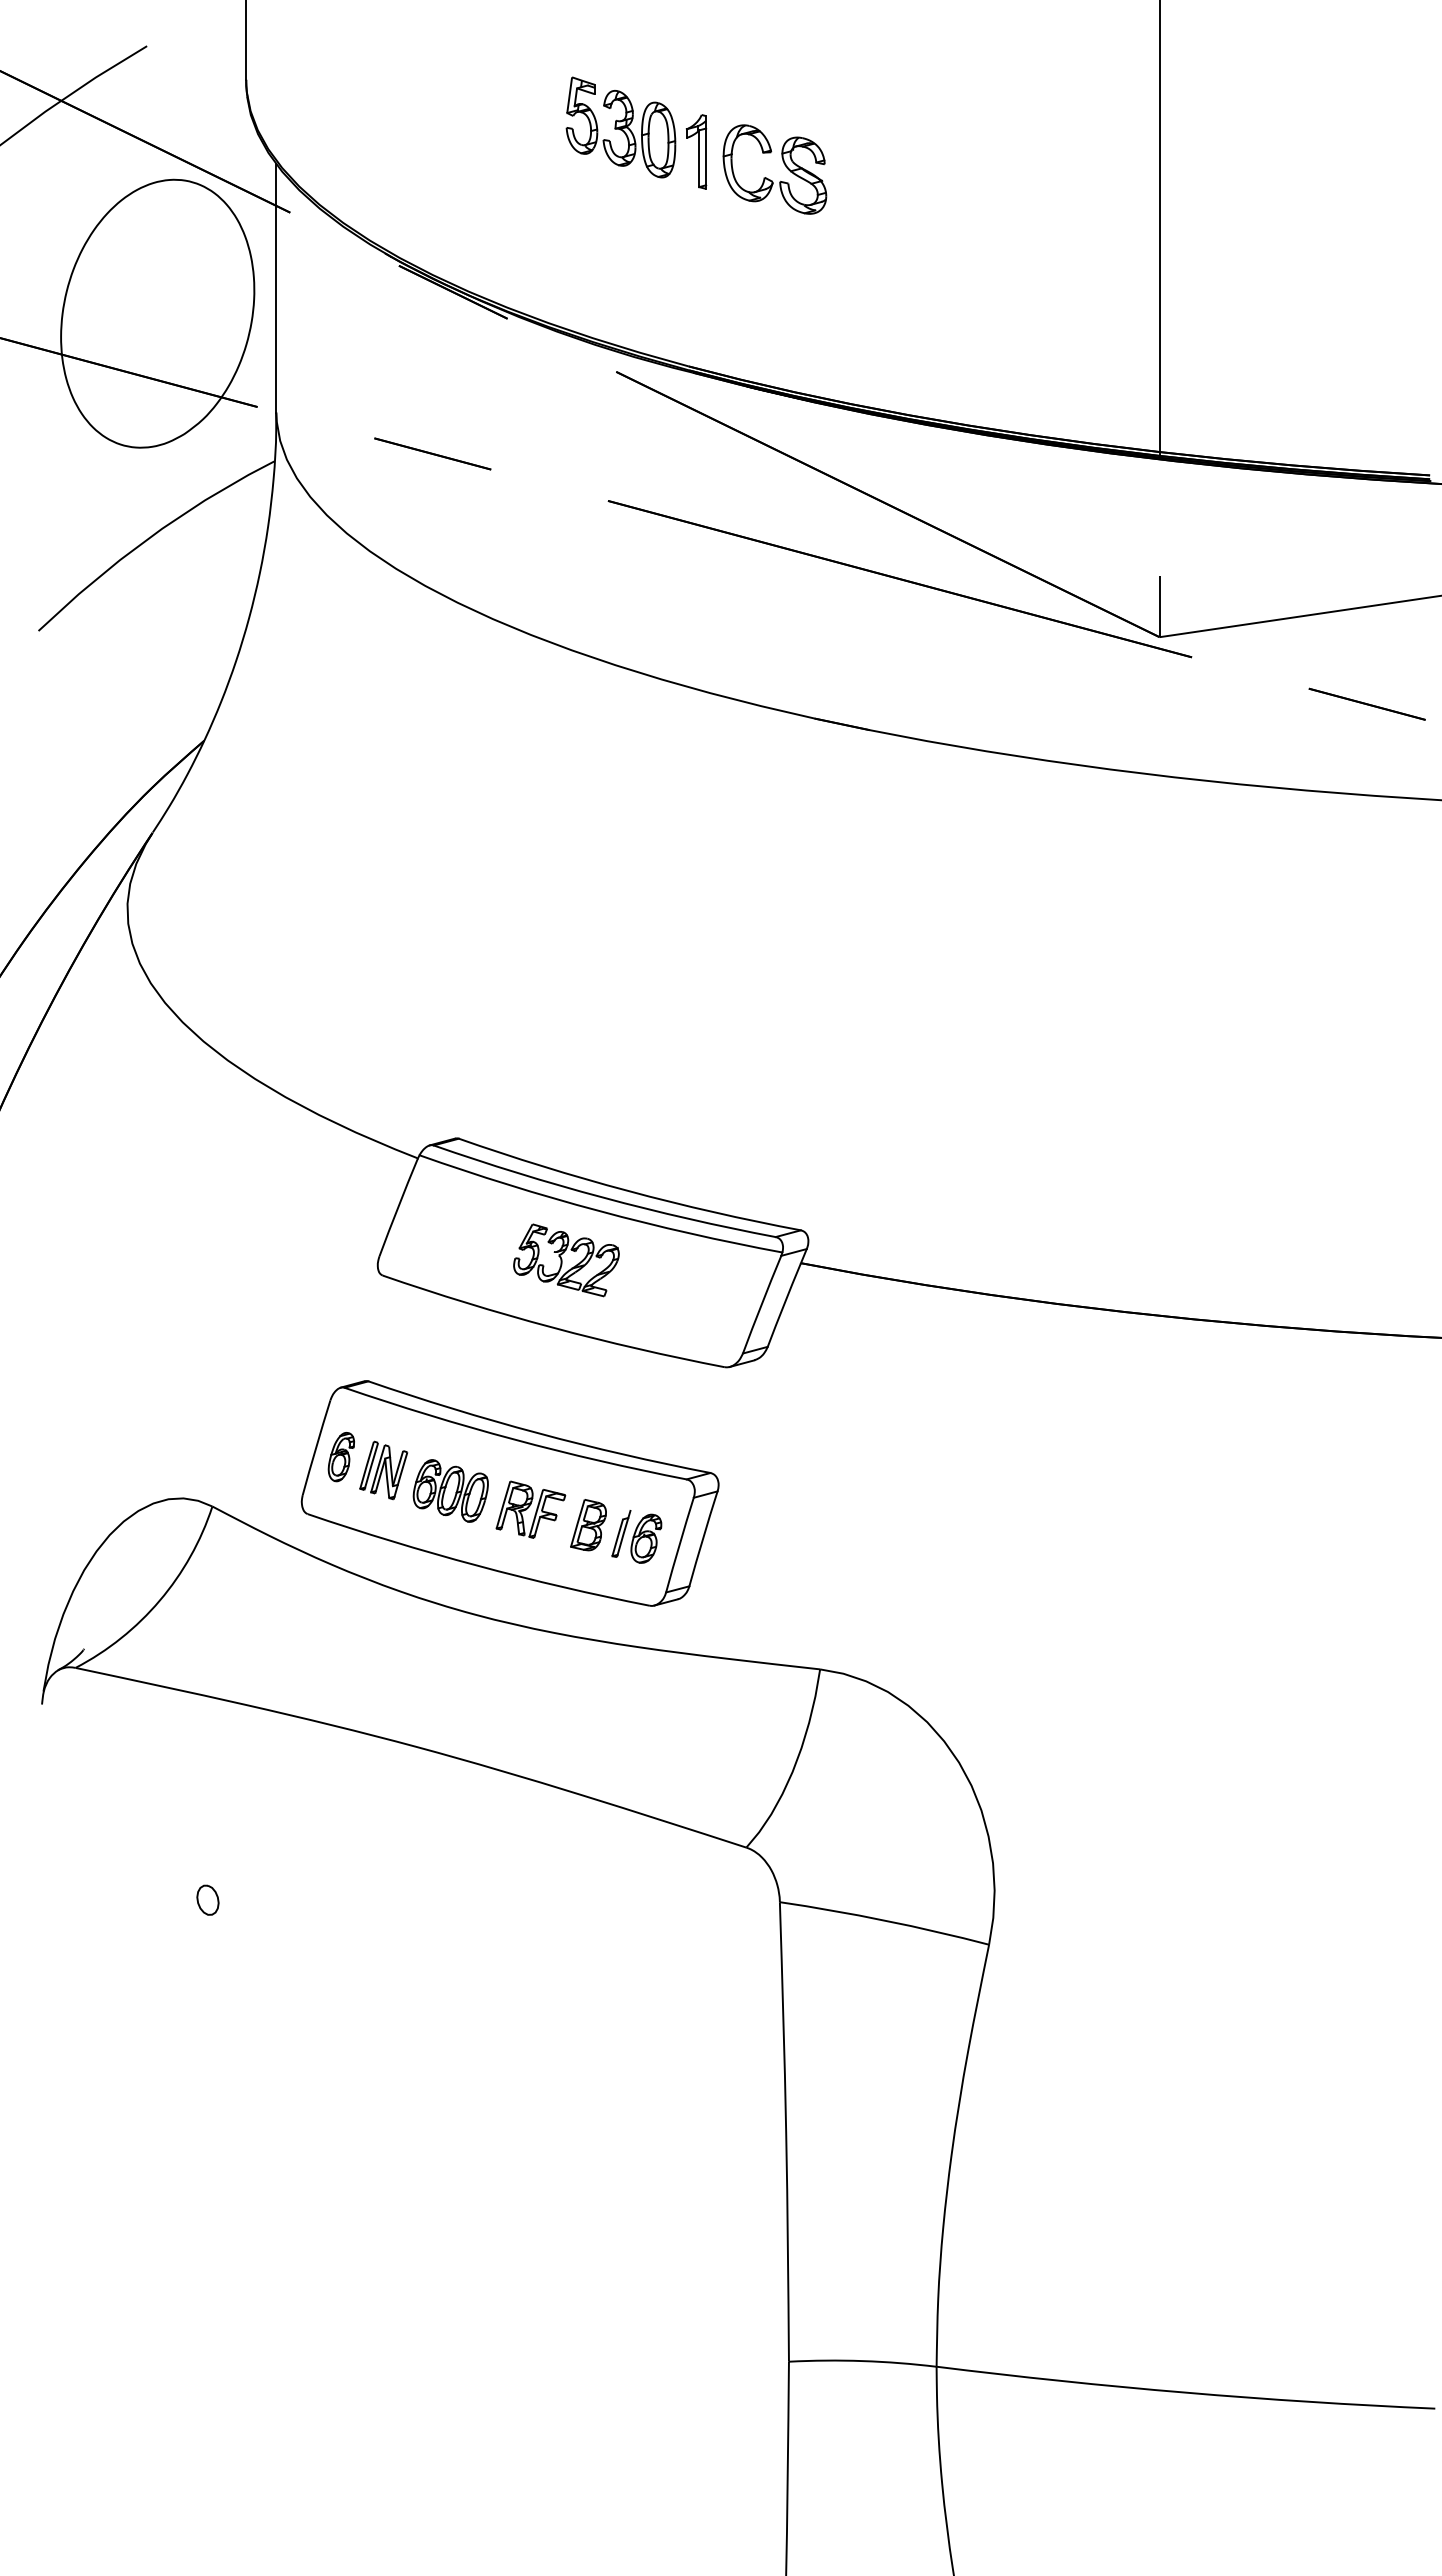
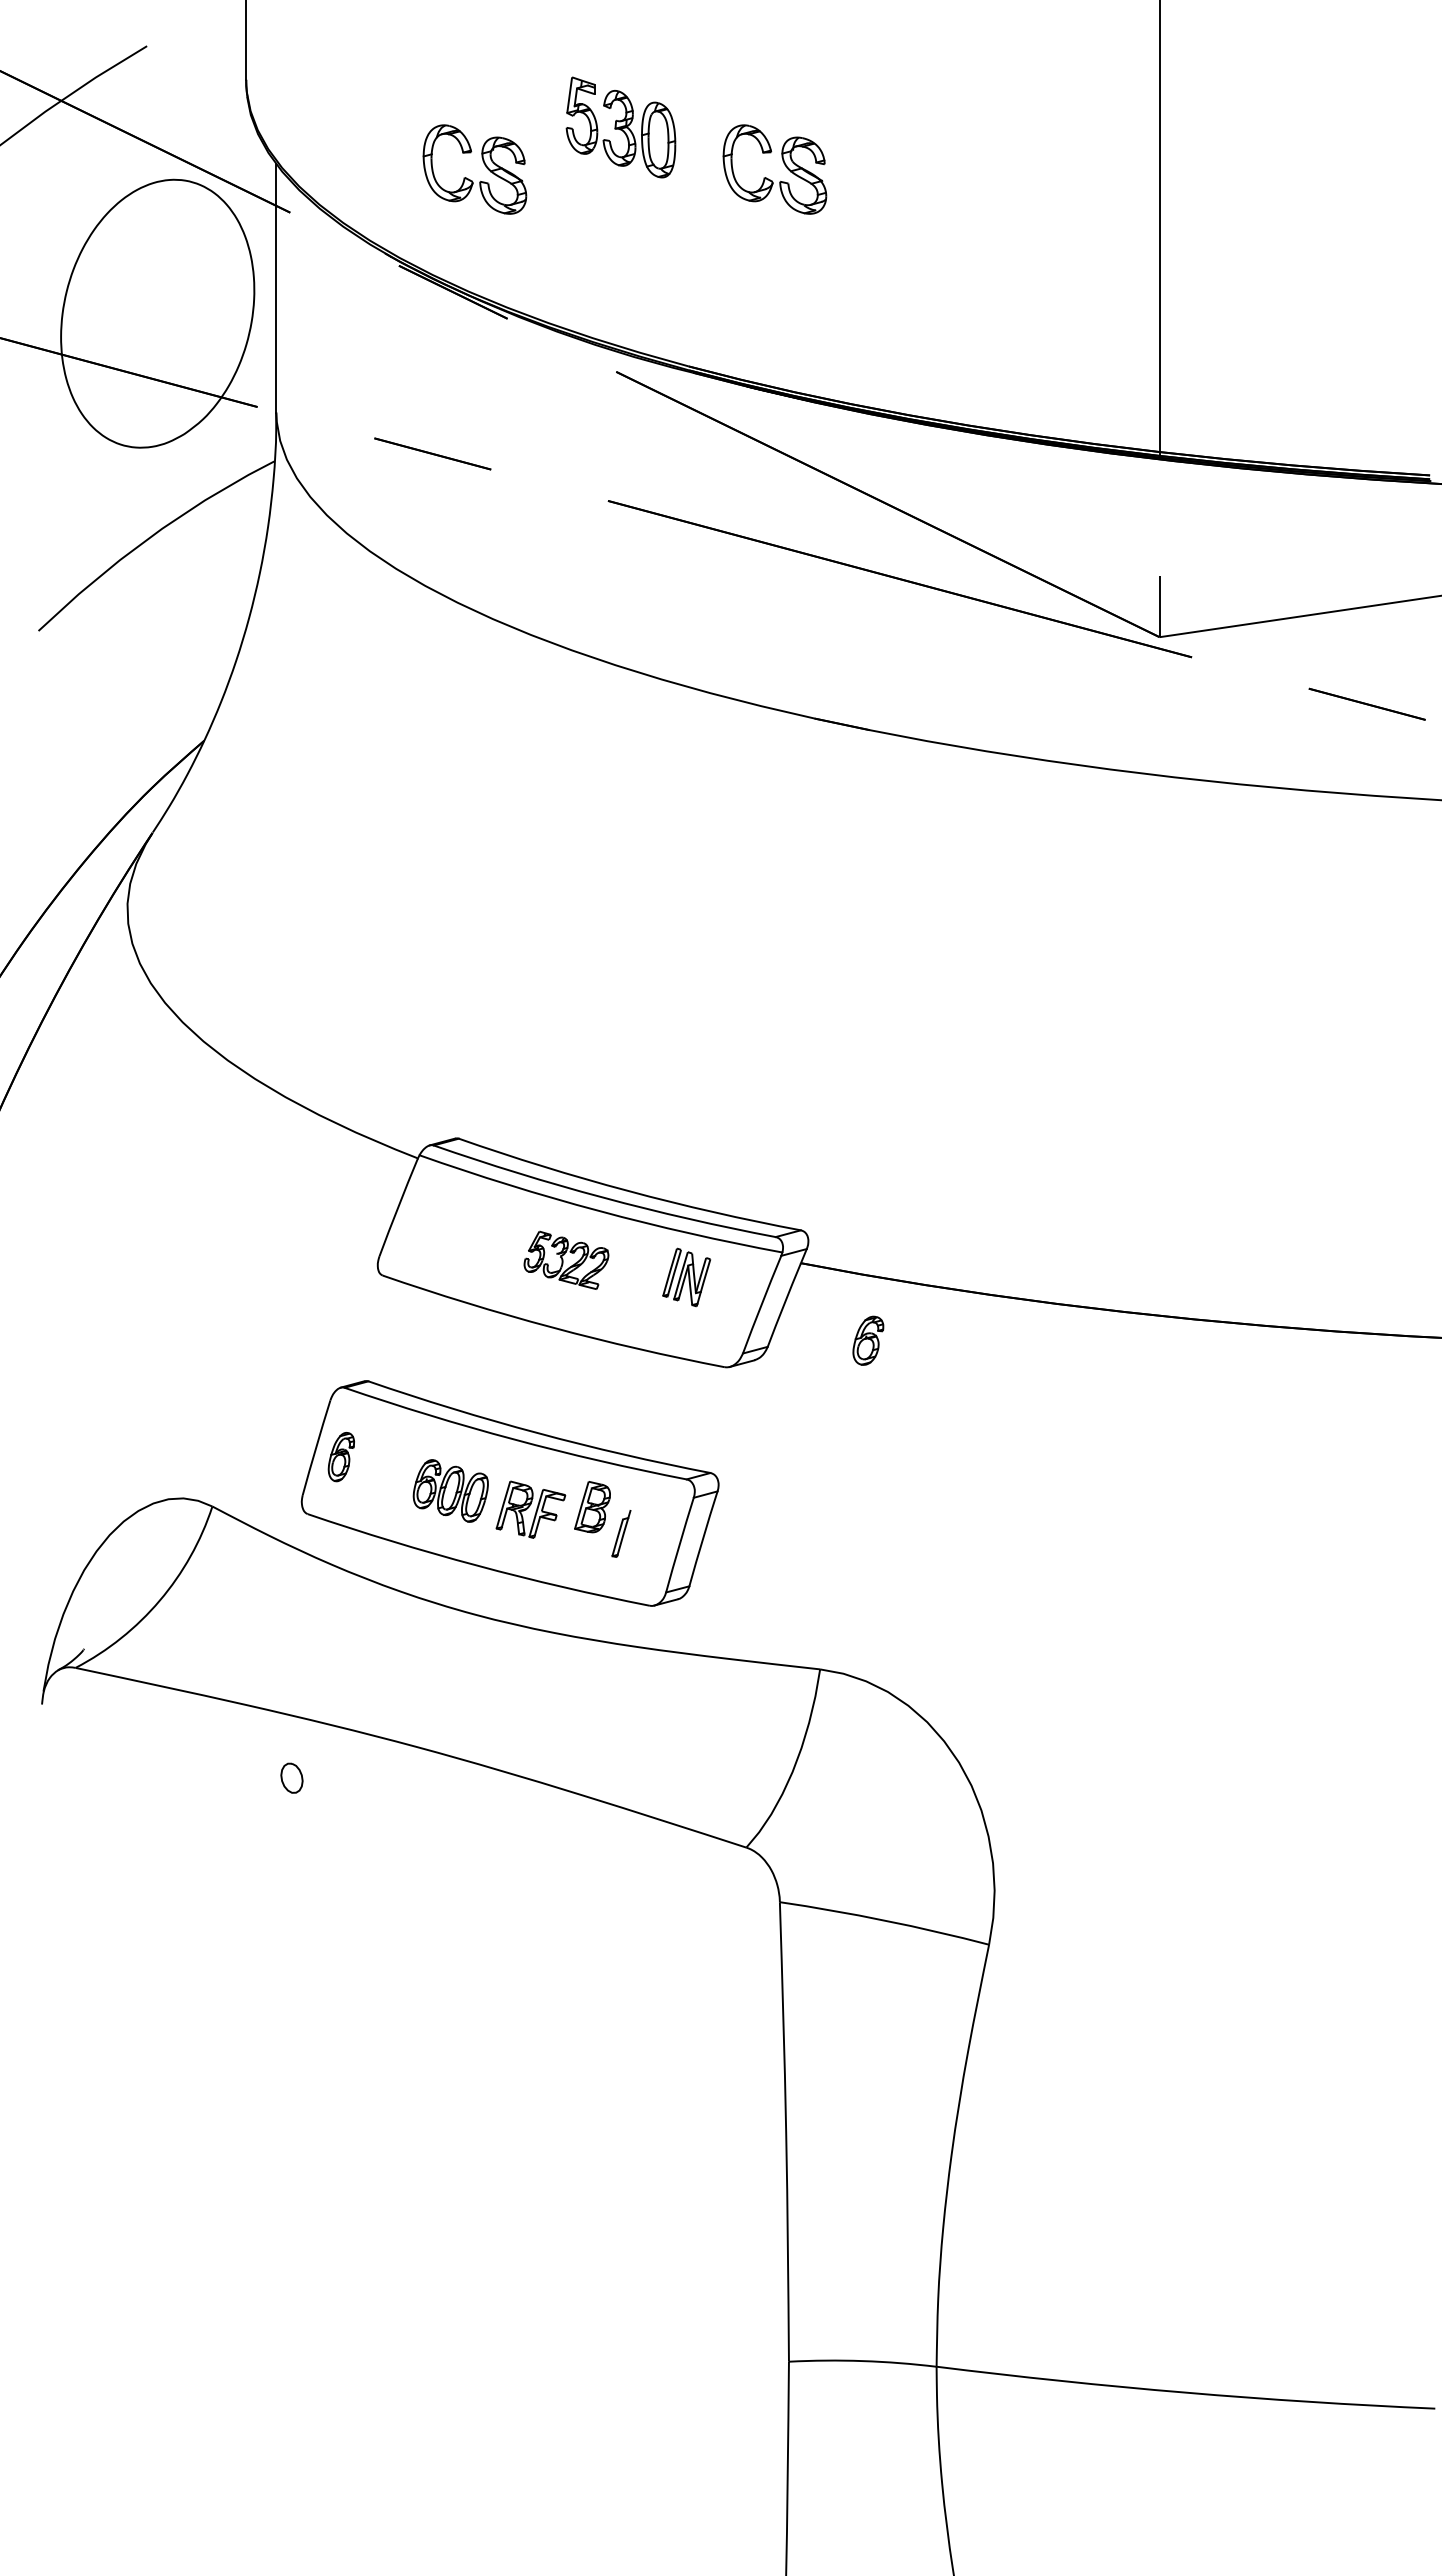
part: present -> none (696, 151)
part: none -> present (484, 165)
part size: 107x75 px -> 87x60 px (566, 1259)
part position: (383, 1470) -> (686, 1277) (686, 1277)
part position: (588, 1525) -> (592, 1507) (592, 1507)
part position: (646, 1538) -> (868, 1340) (868, 1340)
part position: (207, 1899) -> (291, 1777) (291, 1777)
